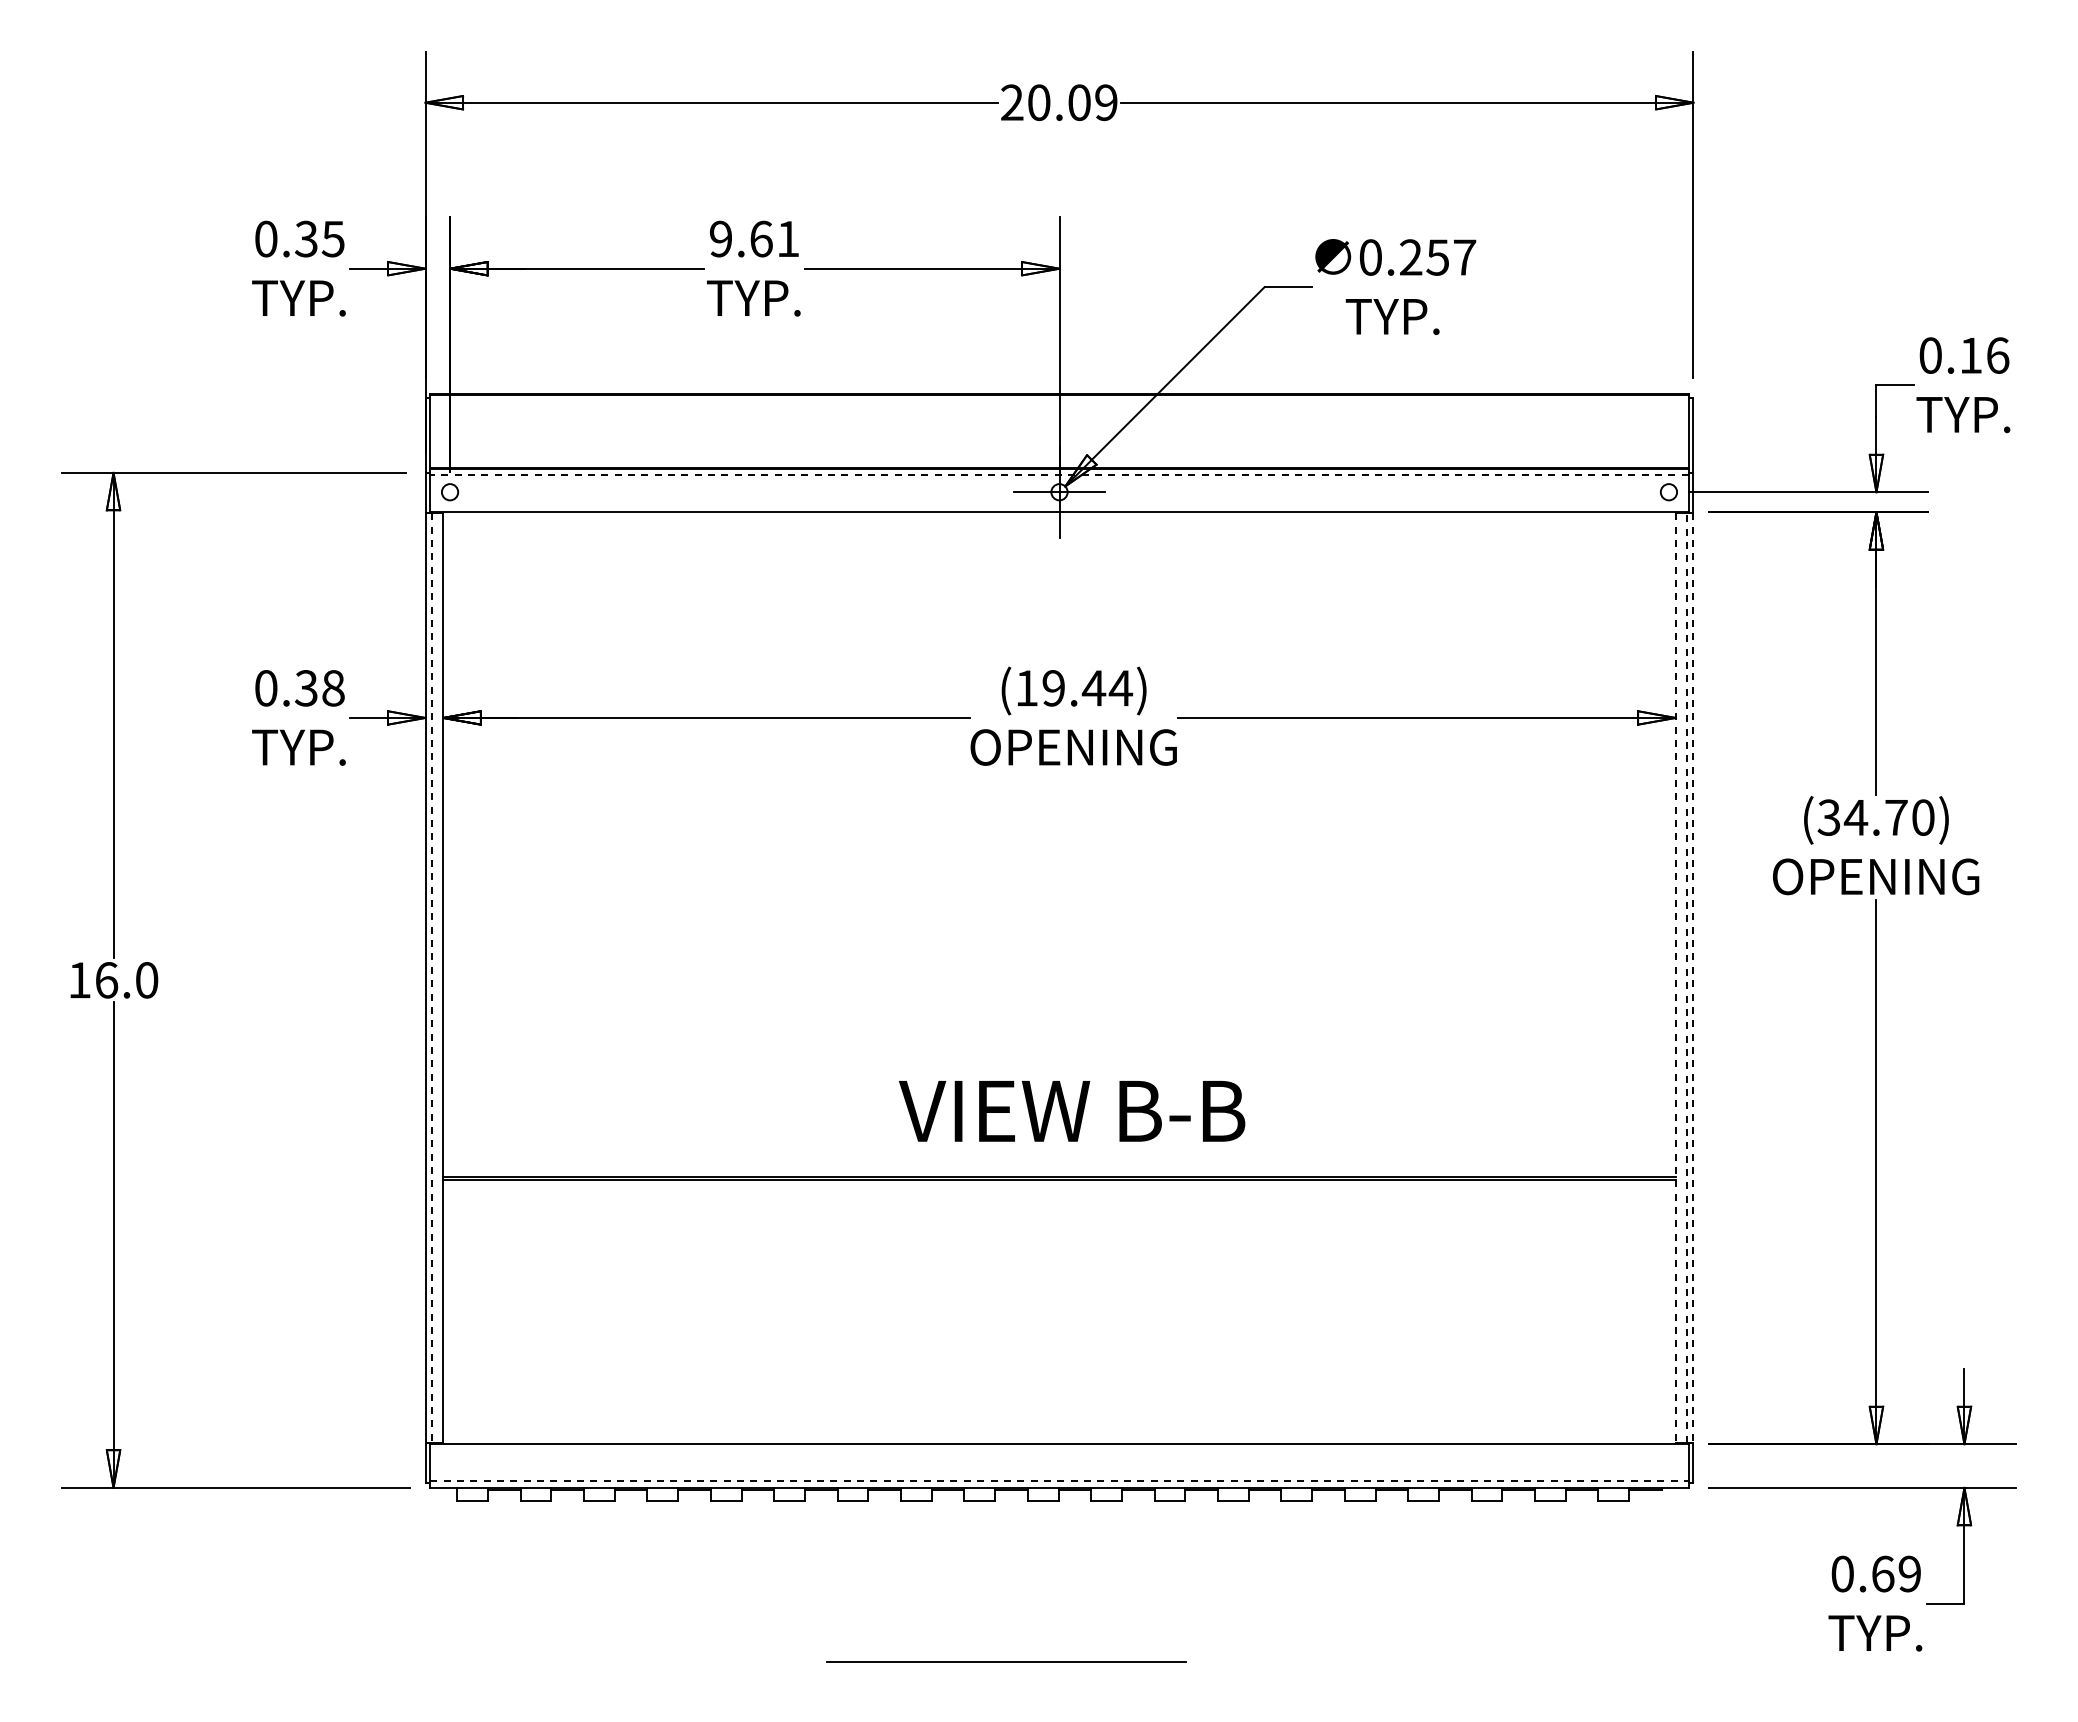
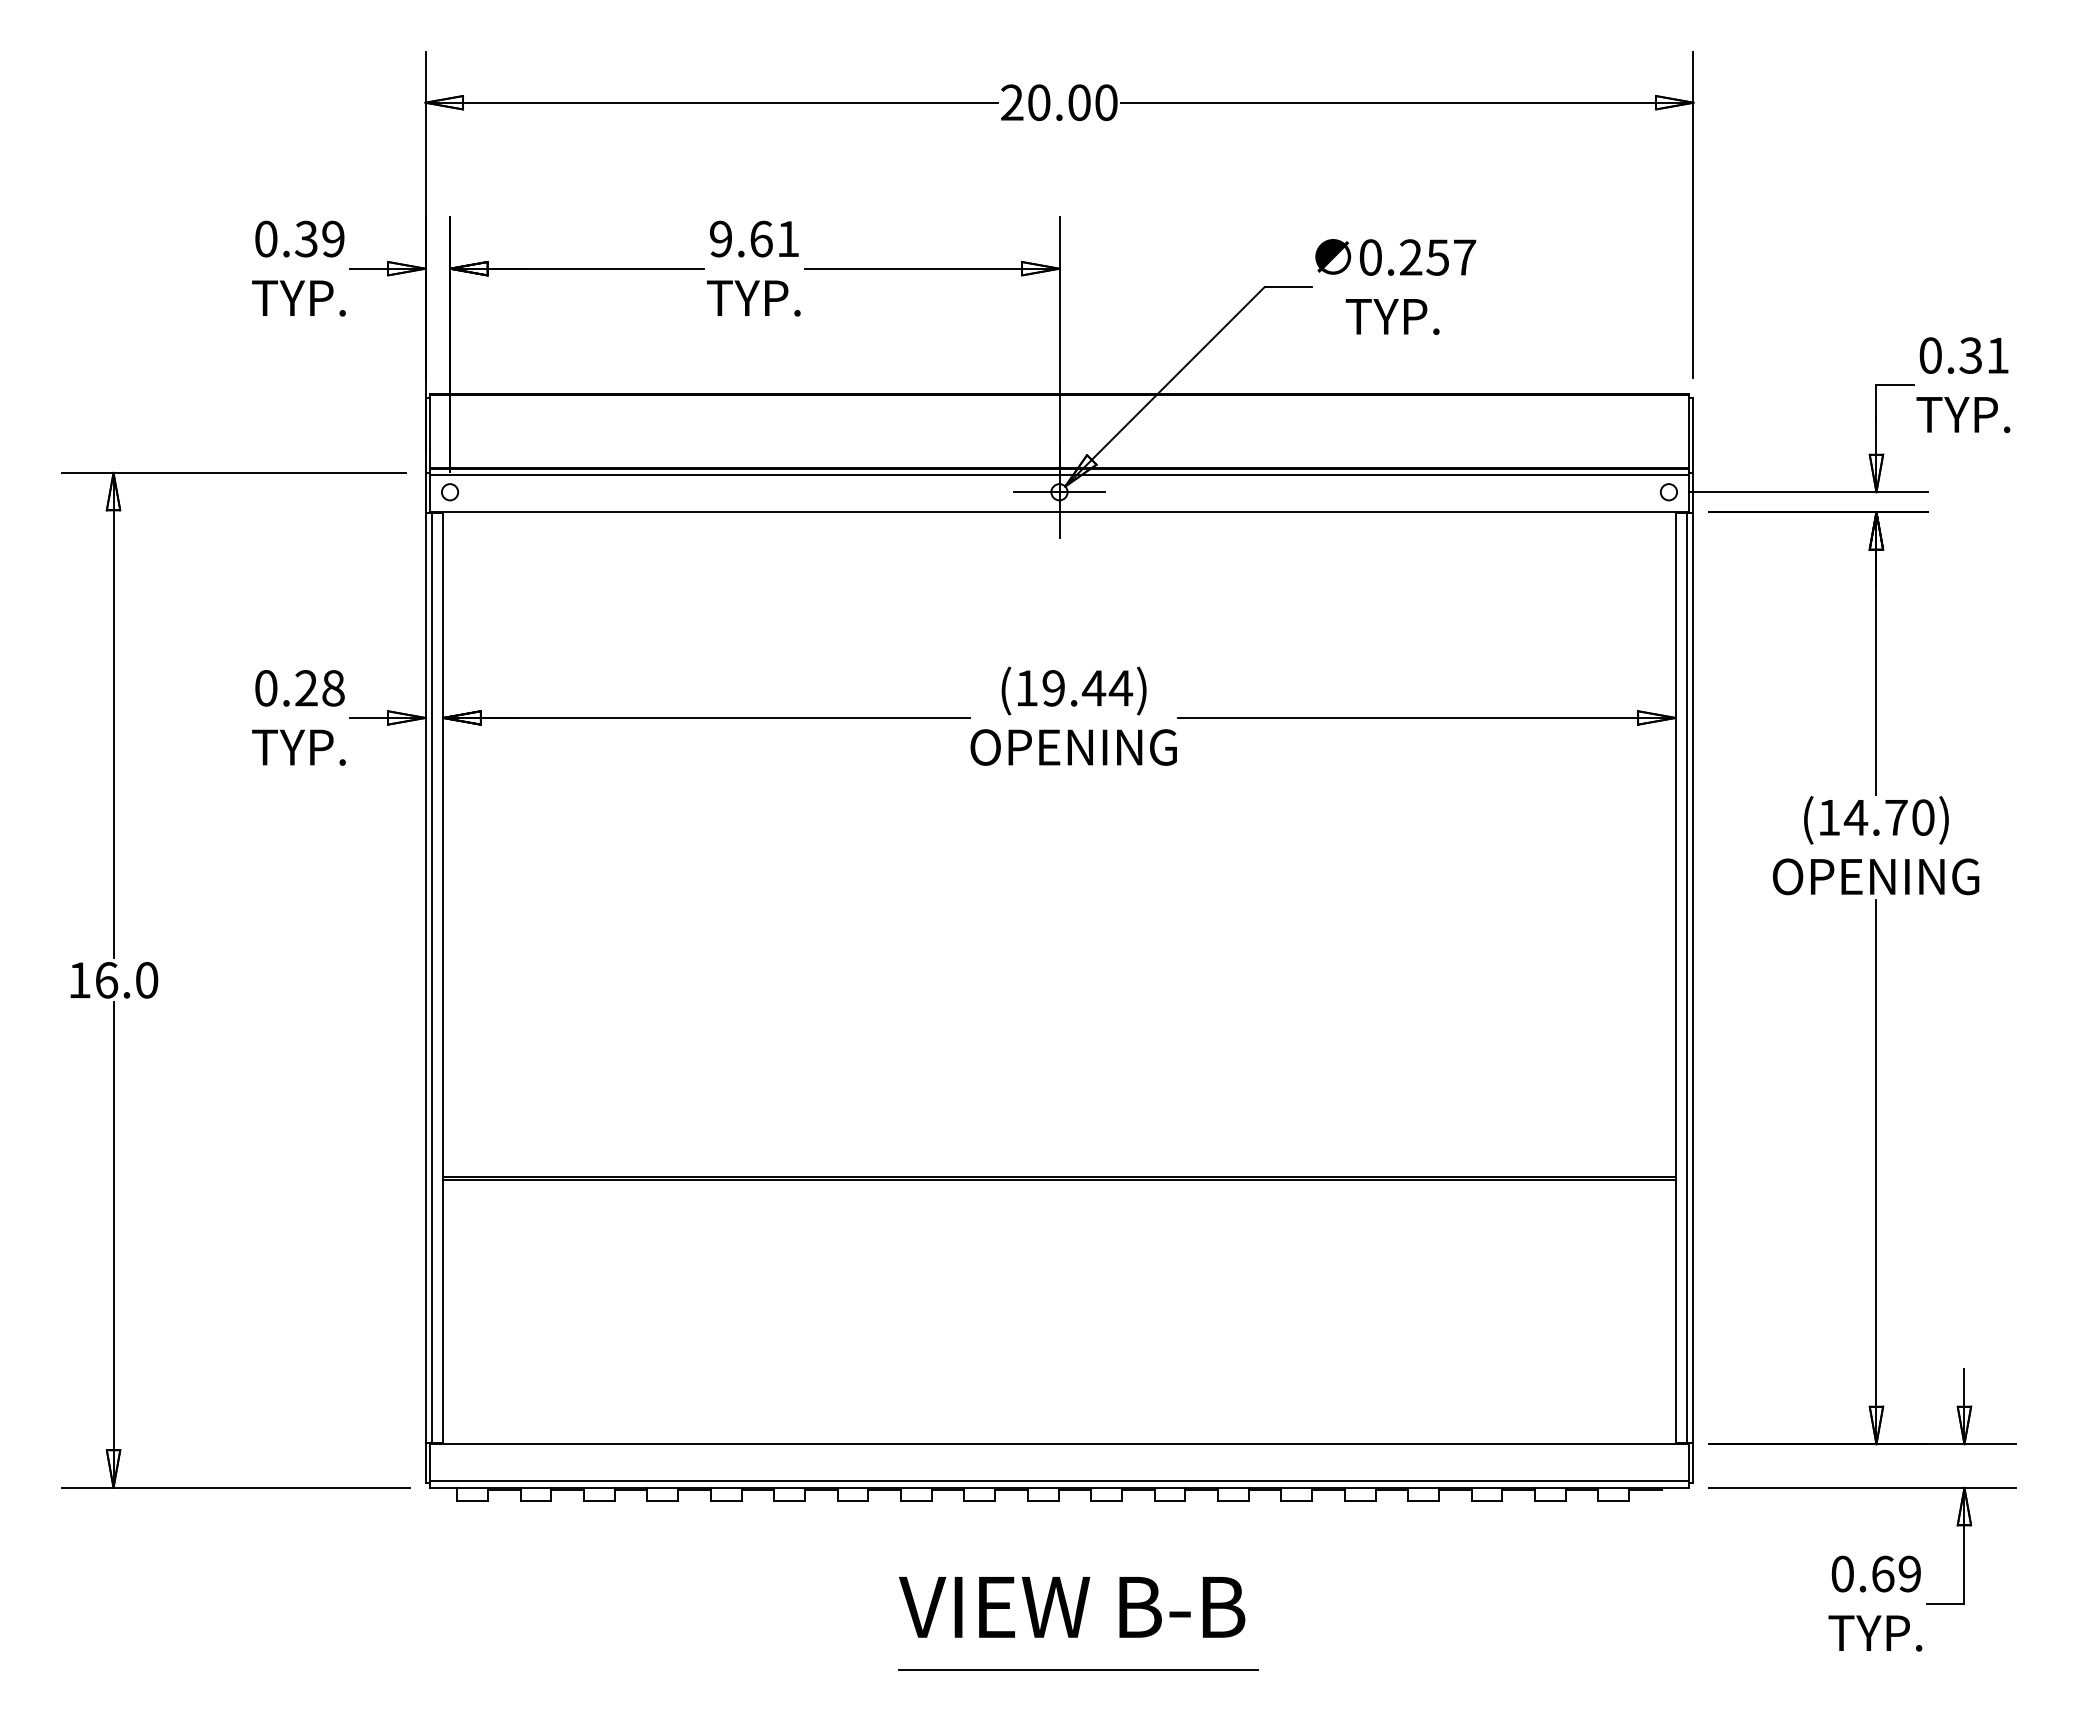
text: 20.09 -> 20.00 (1106, 102)
text: 0.35 -> 0.39 (332, 238)
text: 0.16 -> 0.31 (1984, 355)
line: dashed -> solid (1059, 475)
text: 0.38 -> 0.28 (306, 688)
text: (34.70) -> (14.70) (1828, 817)
line: dashed -> solid (432, 978)
line: dashed -> solid (1675, 978)
line: dashed -> solid (1686, 978)
line: dashed -> solid (1693, 978)
text position: (1072, 1111) -> (1072, 1607) (1072, 1607)
line: dashed -> solid (1060, 1481)
line position: (1006, 1661) -> (1078, 1669) (1078, 1669)
